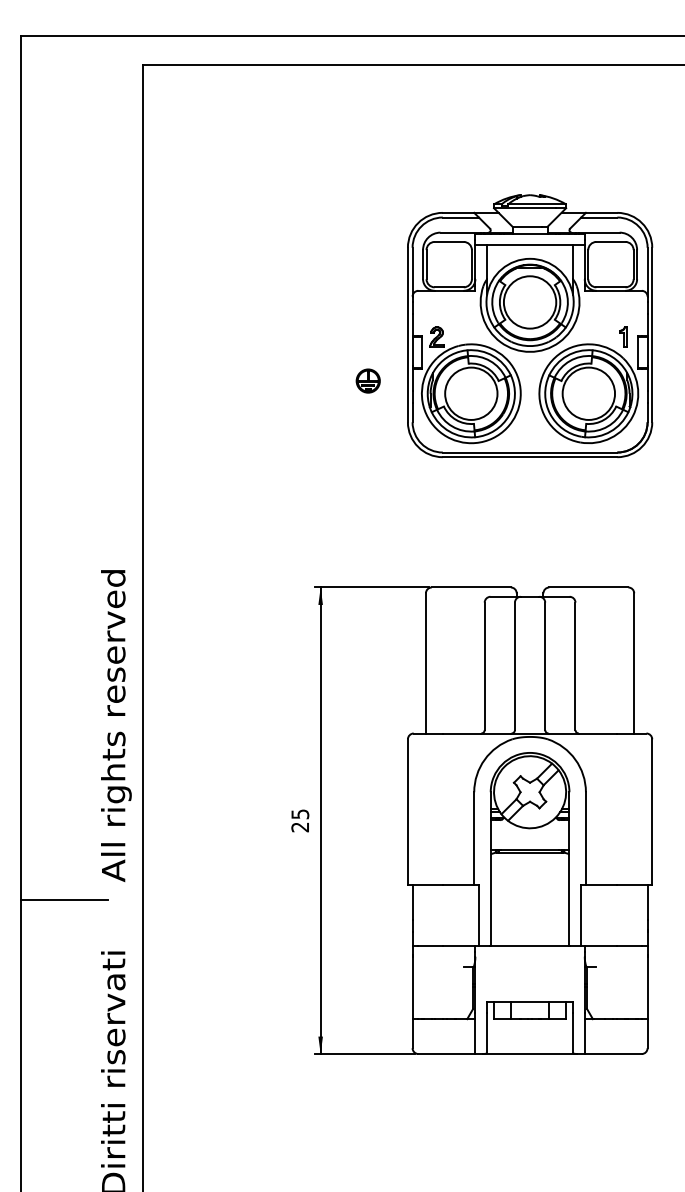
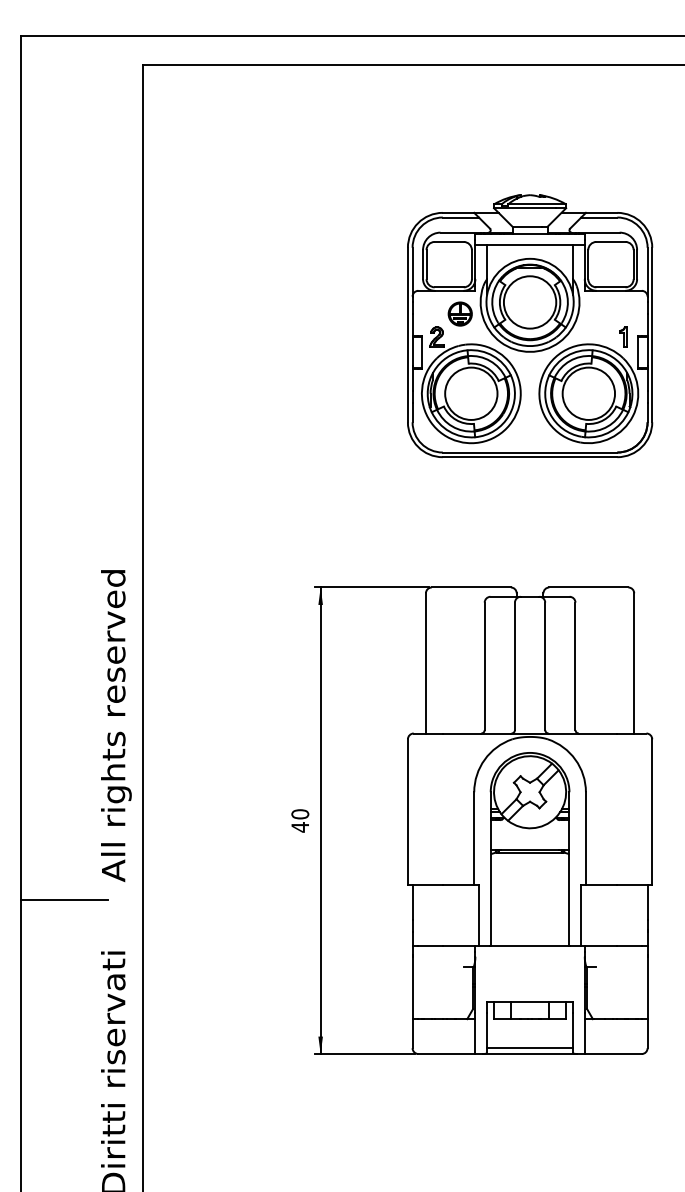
part position: (367, 380) -> (459, 313) (459, 313)
text: 25 -> 40 (300, 820)
line: none -> present (530, 1048)
